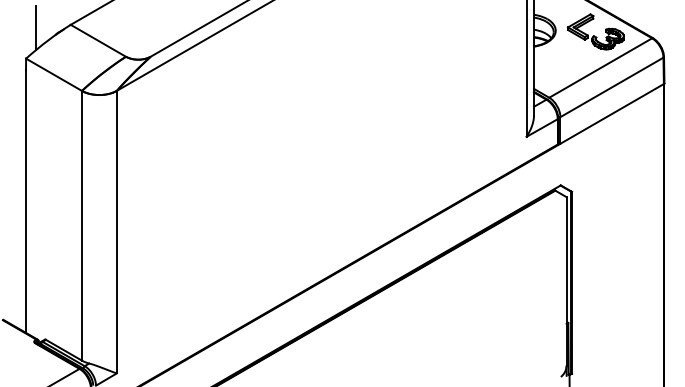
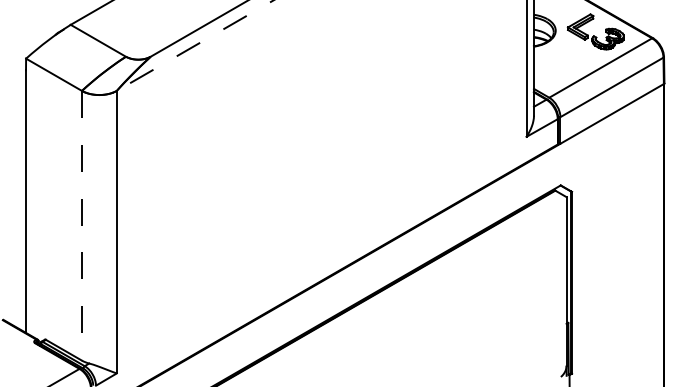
line: present -> none (36, 27)
line: solid -> dashed (195, 45)
line: solid -> dashed (81, 225)
